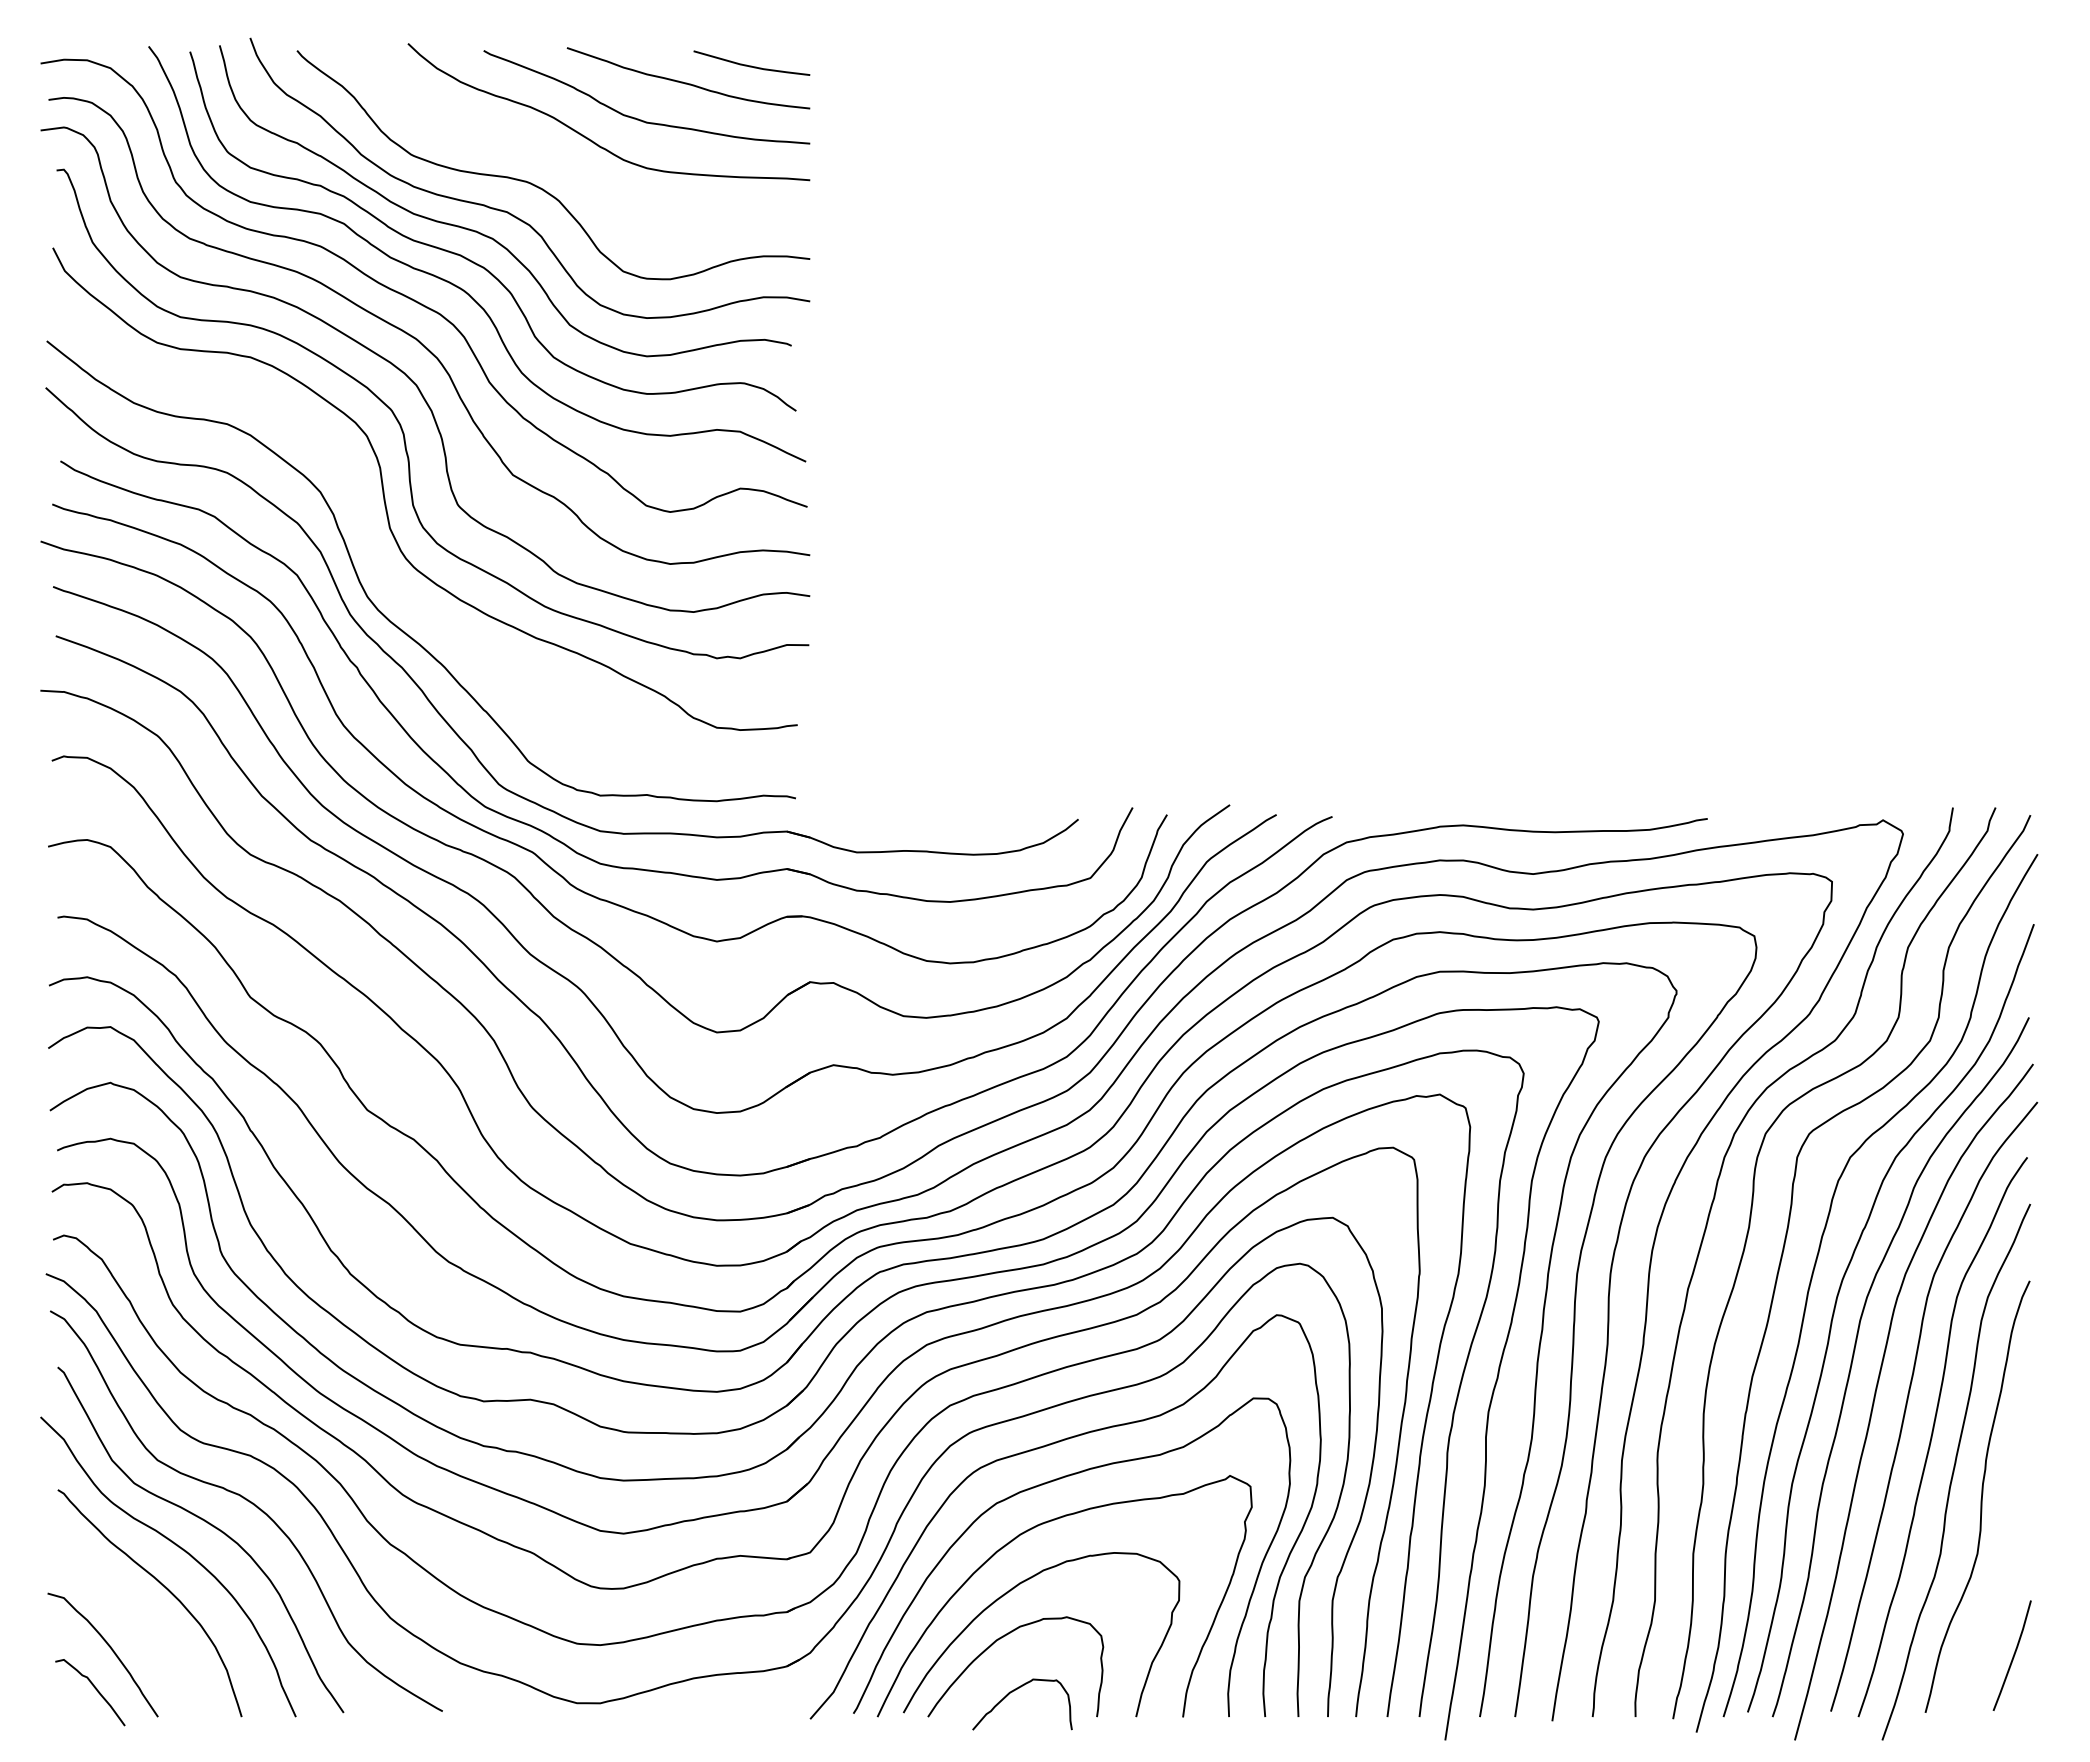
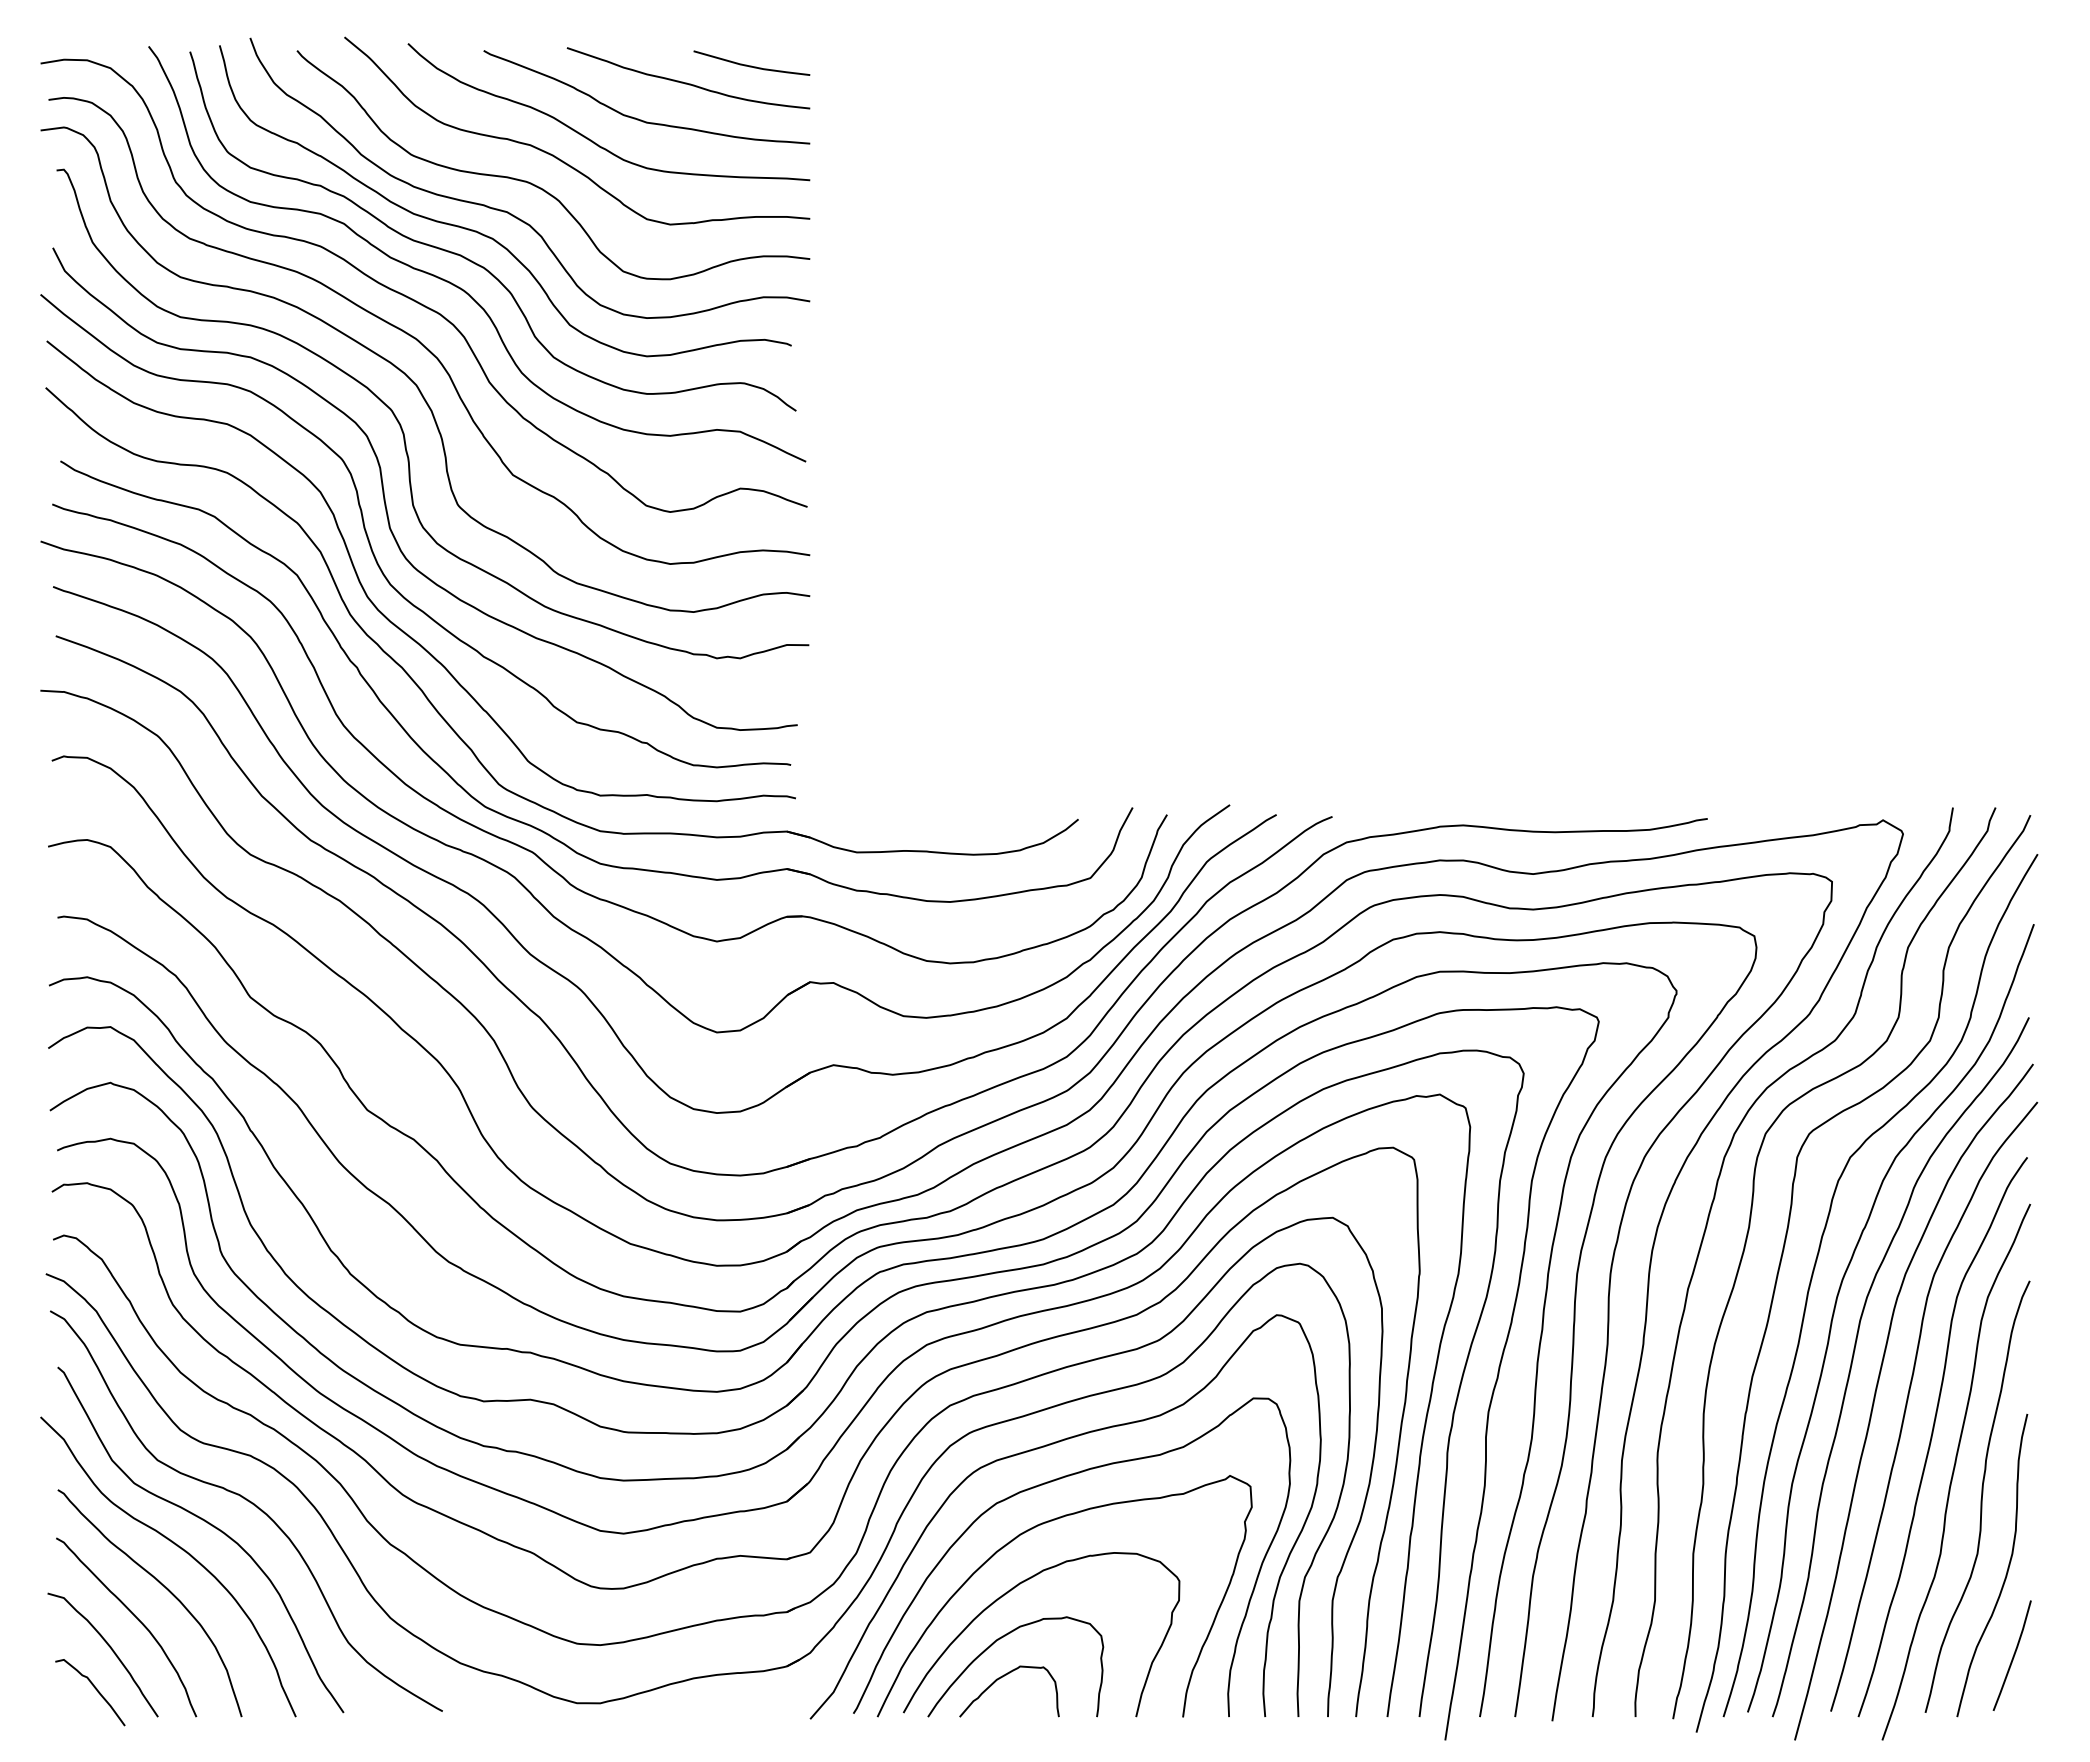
curve: none -> present (558, 157)
curve: none -> present (371, 545)
curve: none -> present (2007, 1567)
curve: none -> present (135, 1617)
curve position: (1016, 1690) -> (1003, 1677) (1003, 1677)
